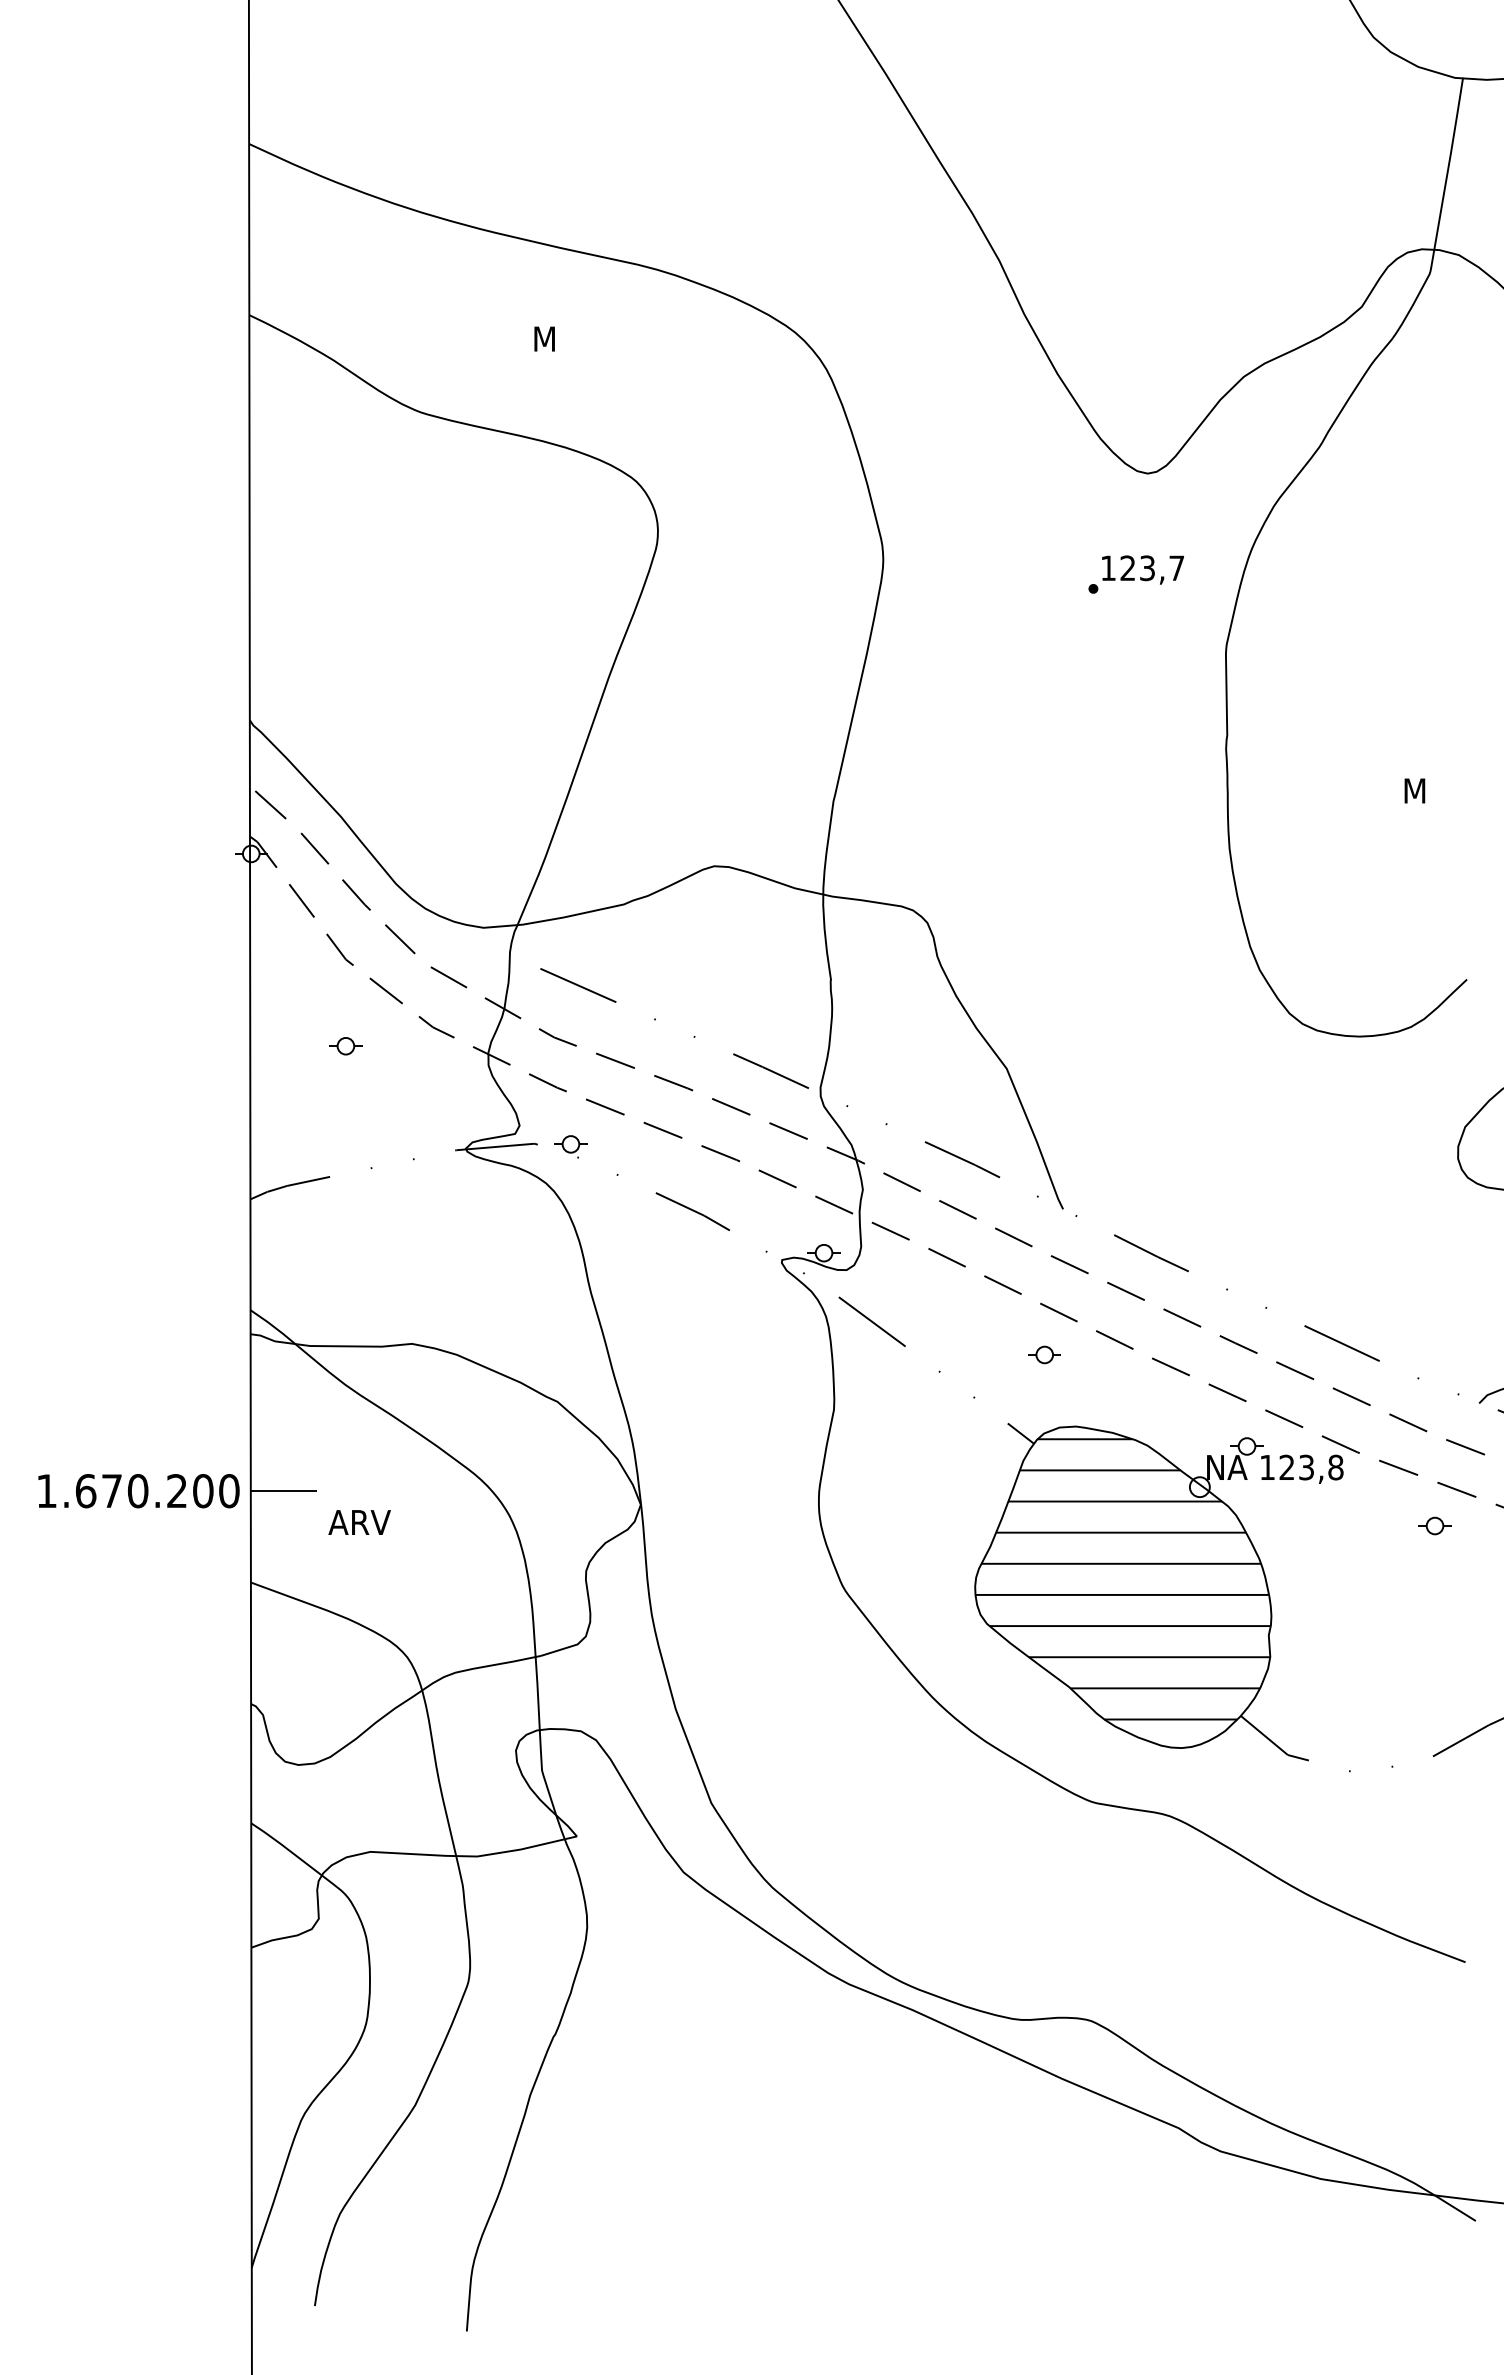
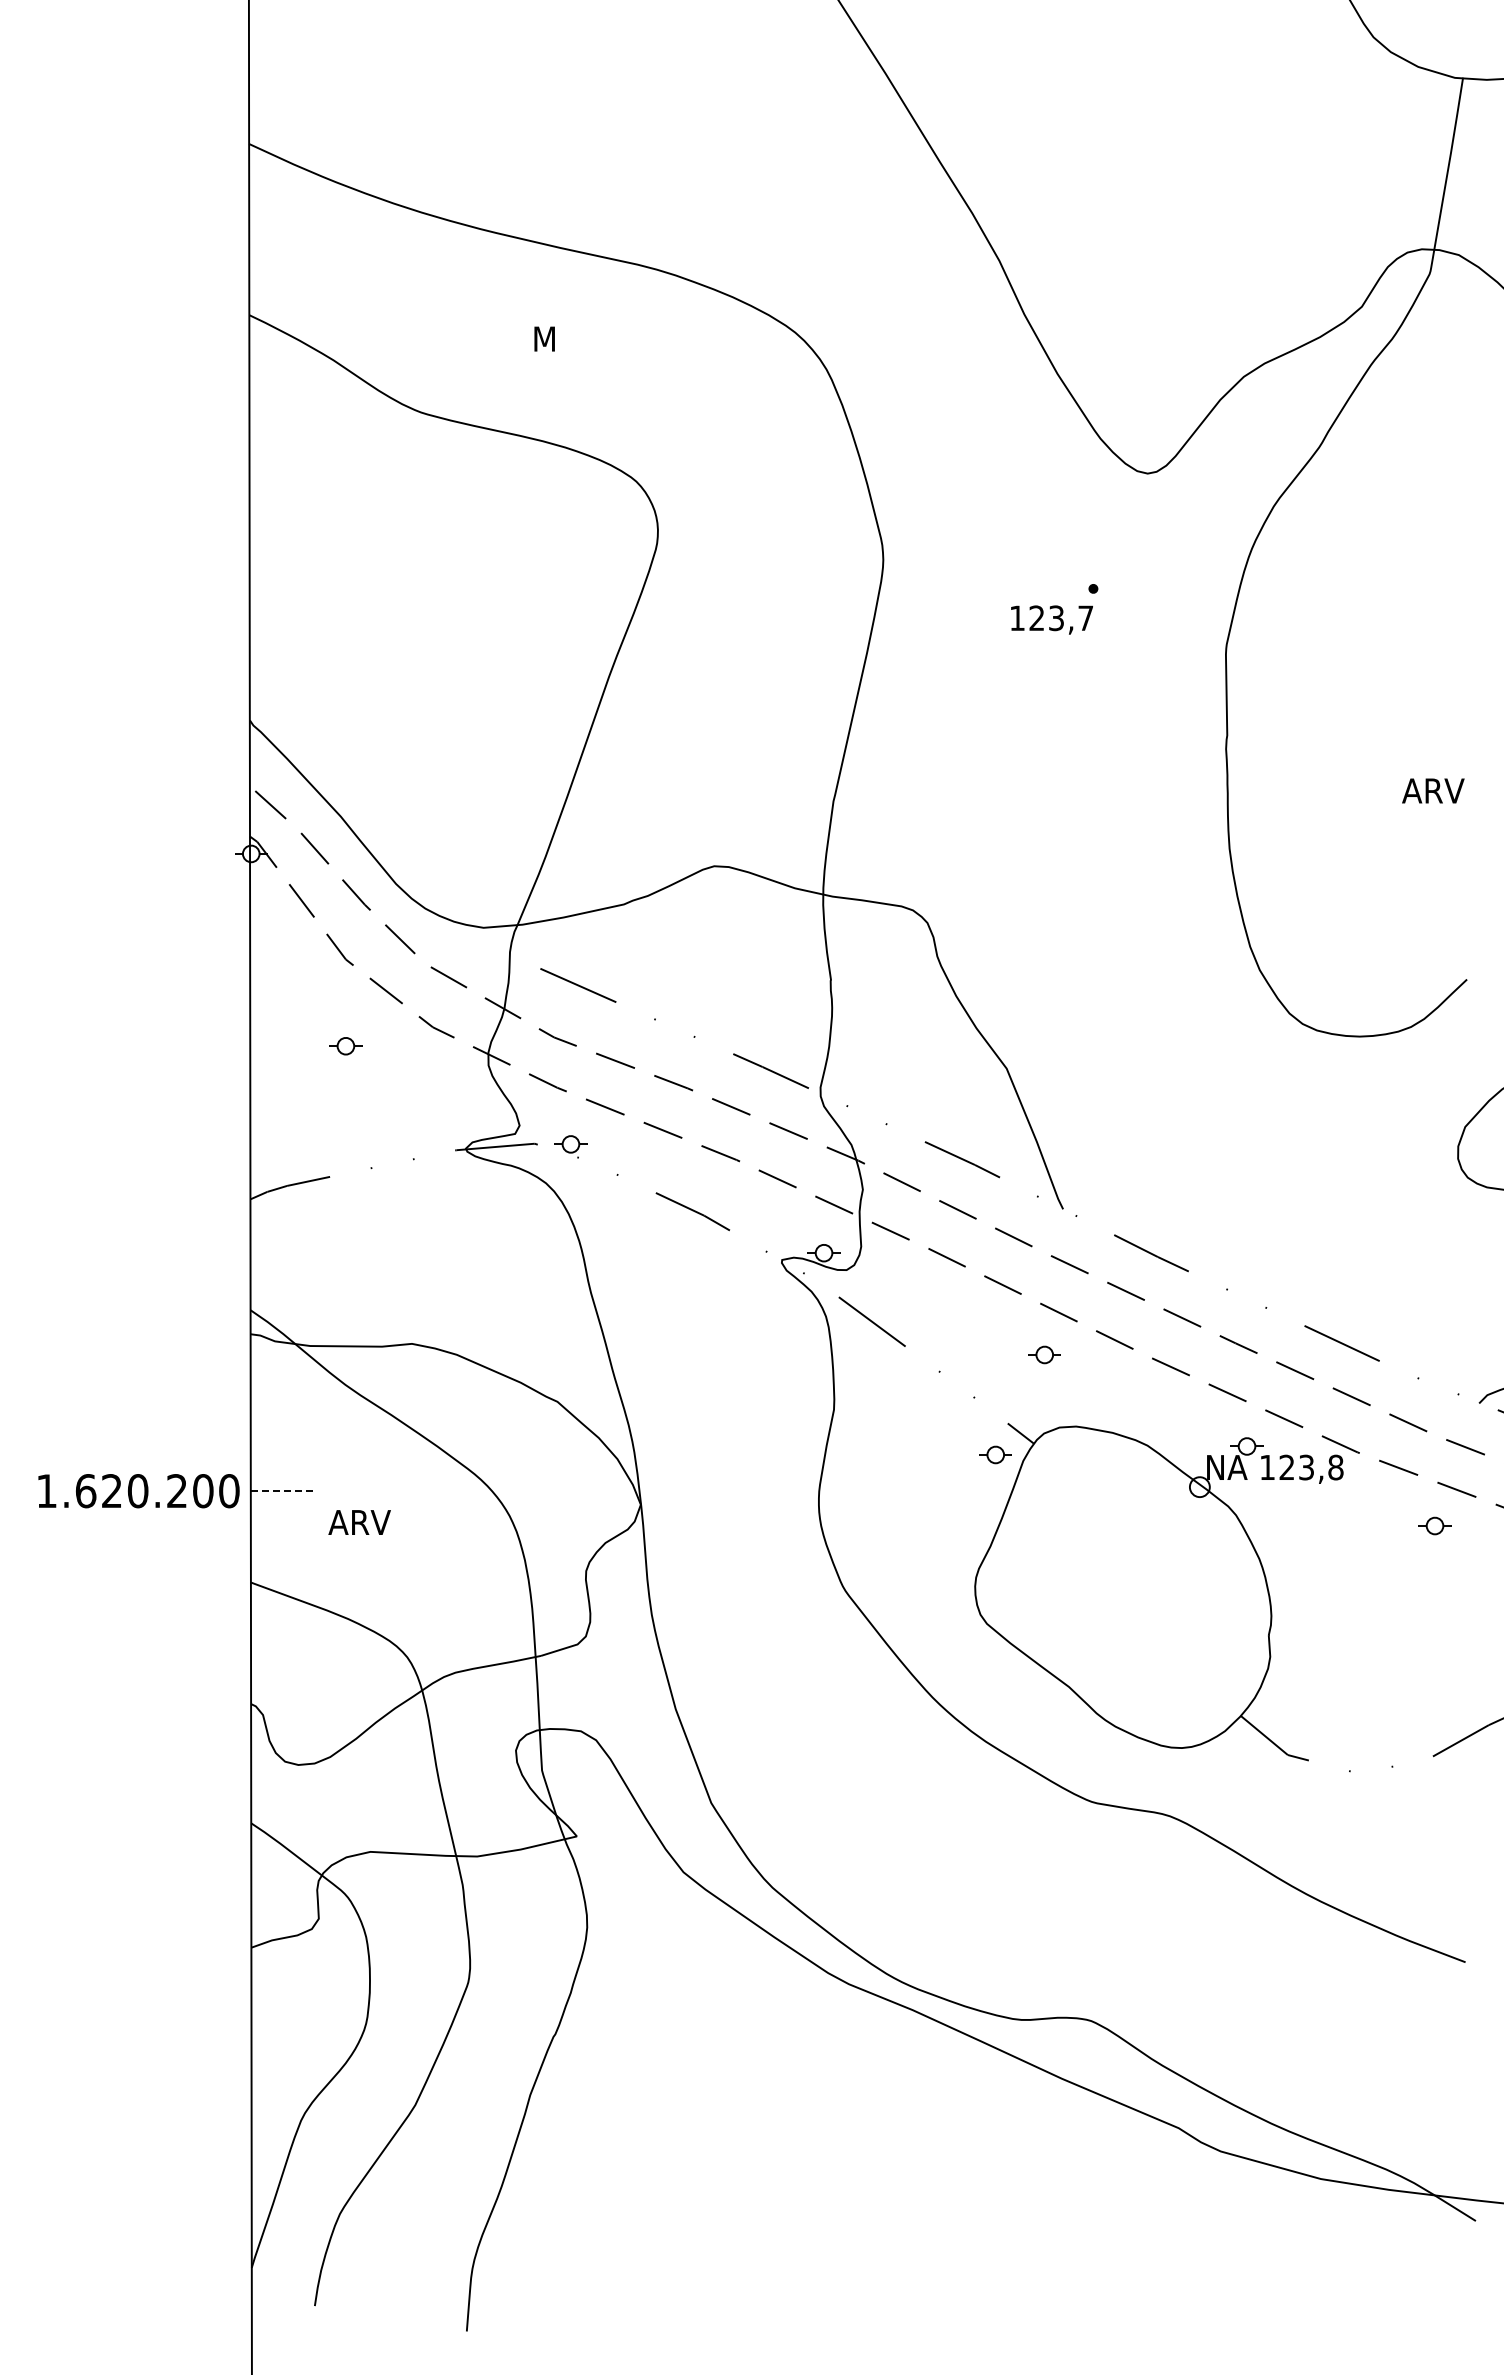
text position: (1142, 569) -> (1051, 619) (1051, 619)
text: M -> ARV (1433, 790)
part: none -> present (995, 1454)
text: 1.670.200 -> 1.620.200 (111, 1490)
line: solid -> dashed (284, 1491)
hatch: present -> none (1122, 1579)
